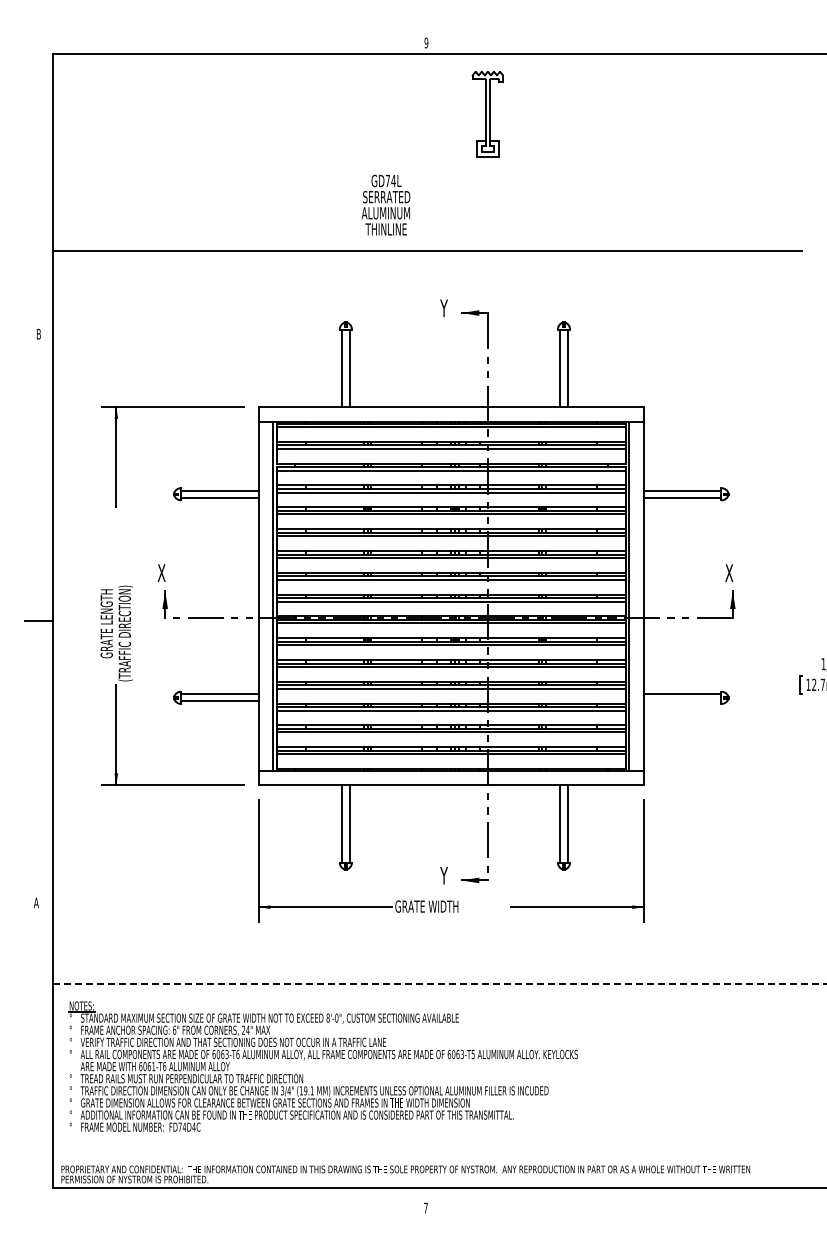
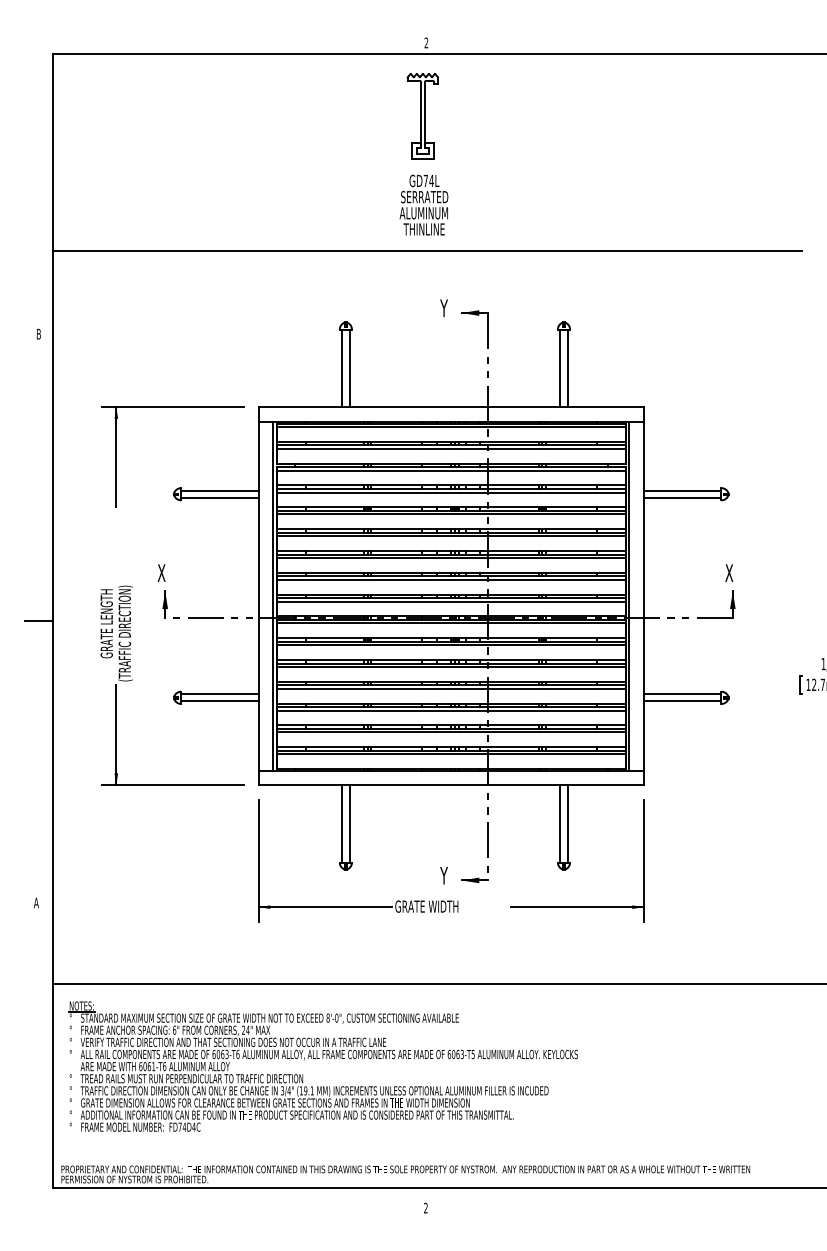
text: 9 -> 2 (426, 42)
part position: (487, 114) -> (422, 116) (422, 116)
text position: (385, 204) -> (423, 204) (423, 204)
line: none -> present (682, 701)
line: dashed -> solid (440, 984)
text: 7 -> 2 (425, 1207)
